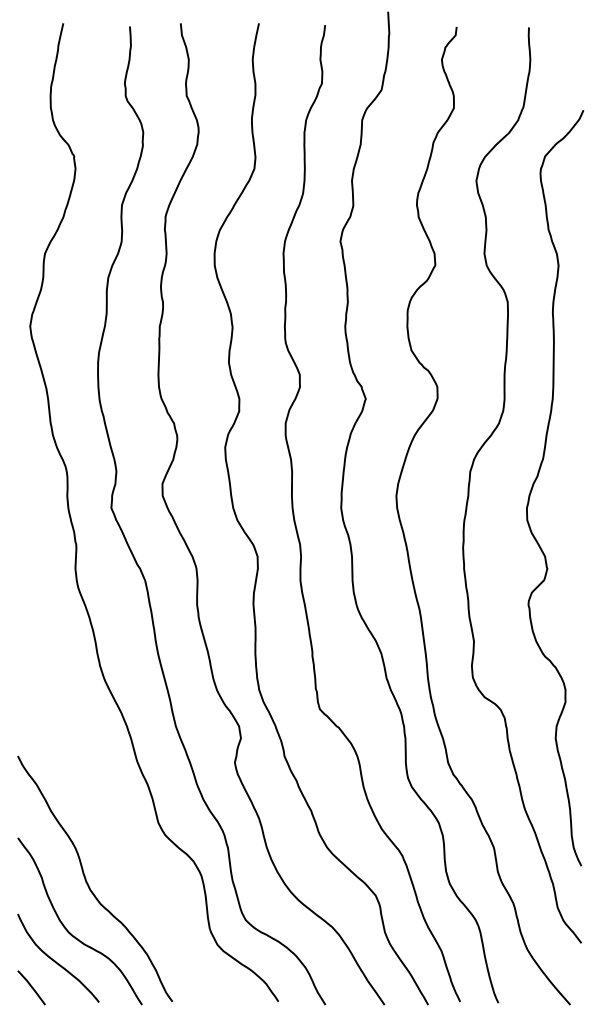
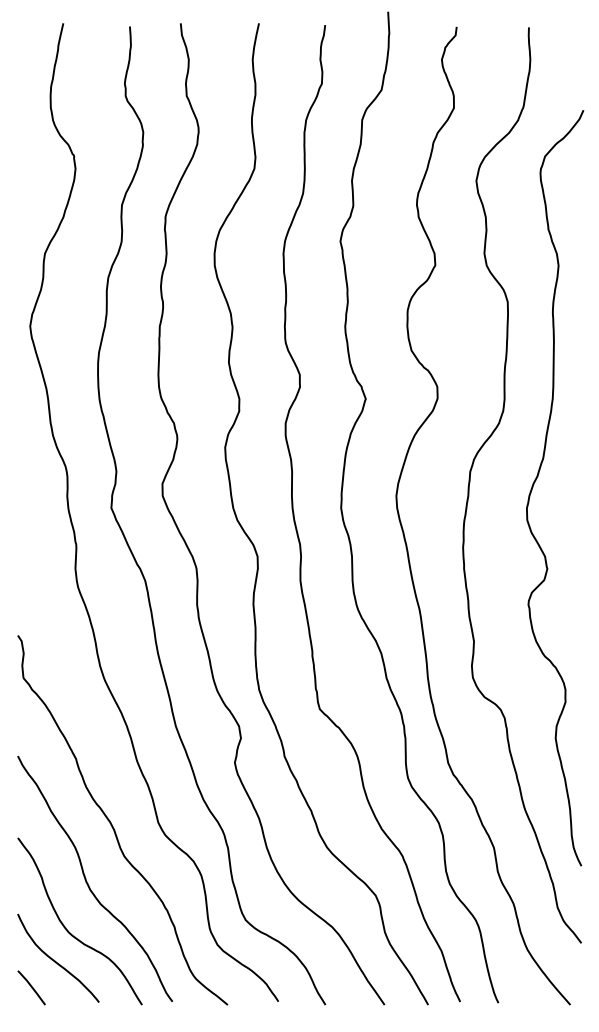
curve: none -> present (112, 824)
